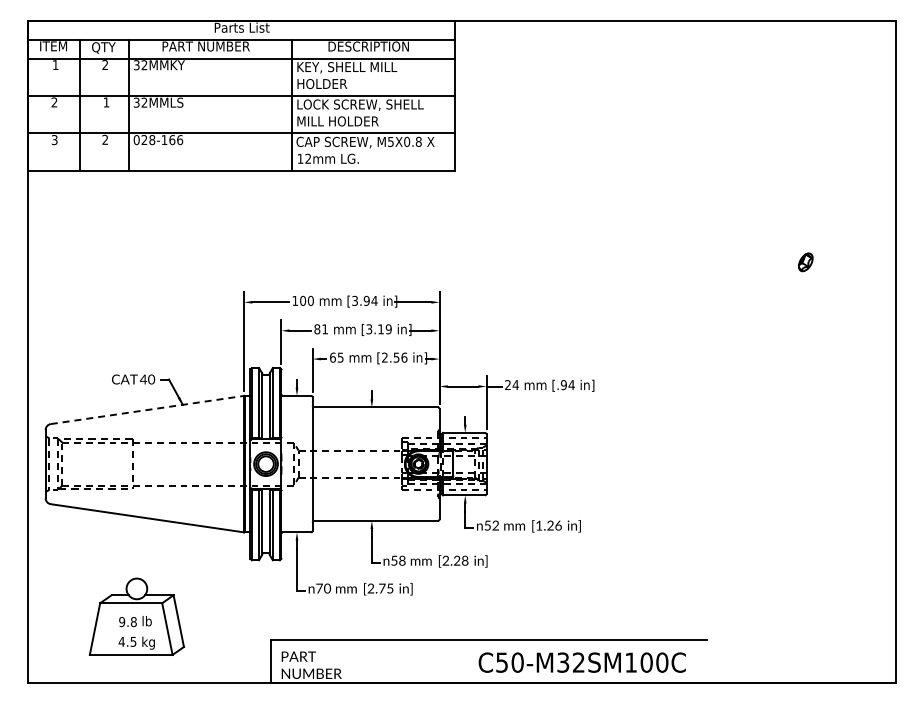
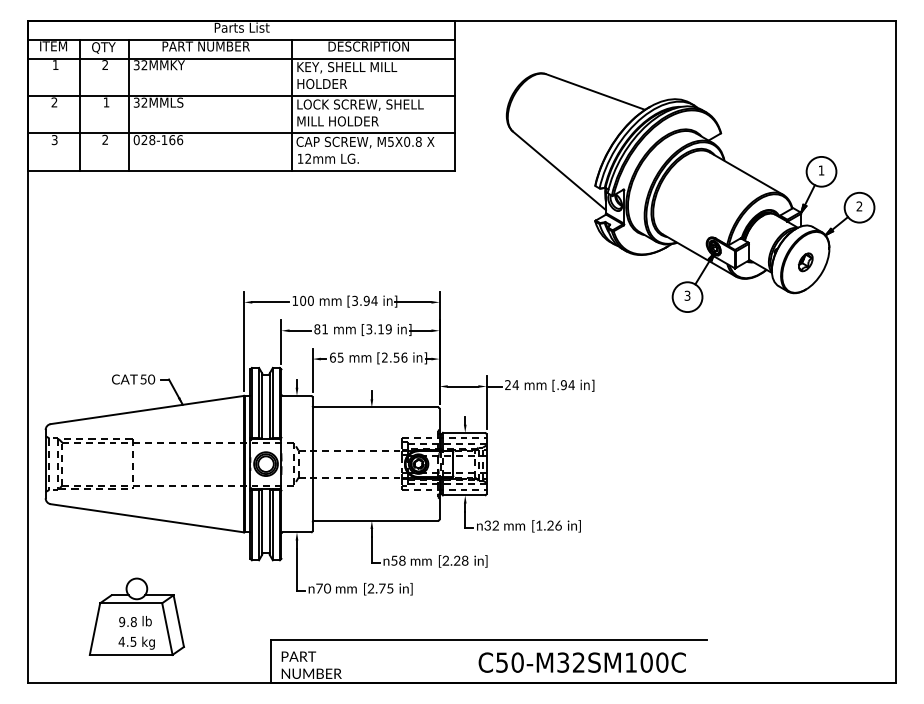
part: none -> present (690, 192)
text: 40 -> 50 (143, 379)
line: dashed -> solid (147, 410)
text: 52 -> 32 (487, 525)
